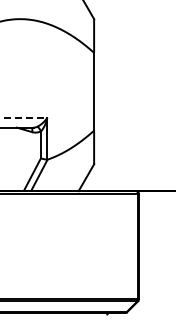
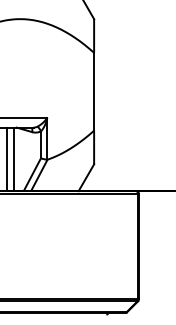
line: dashed -> solid (24, 117)
line: none -> present (7, 159)
line: none -> present (13, 159)
